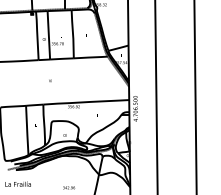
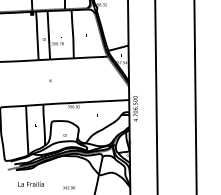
text position: (17, 183) -> (30, 183) (30, 183)
